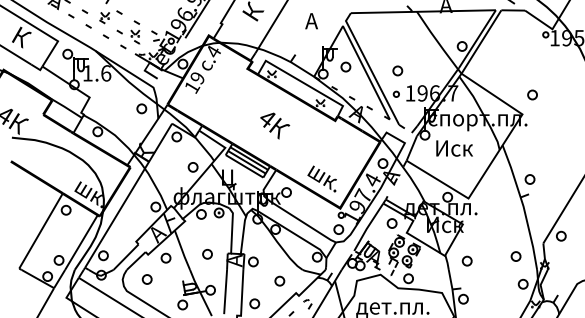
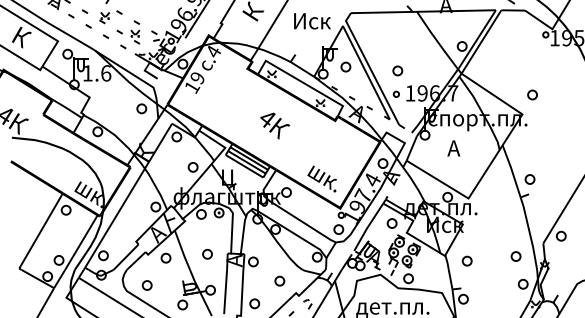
text: А -> Иск (312, 21)
text: Иск -> А (454, 148)
part position: (146, 279) -> (146, 285) (146, 285)
